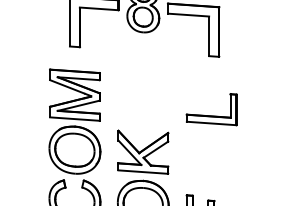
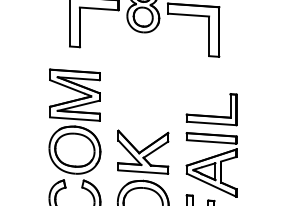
part: none -> present (211, 164)
